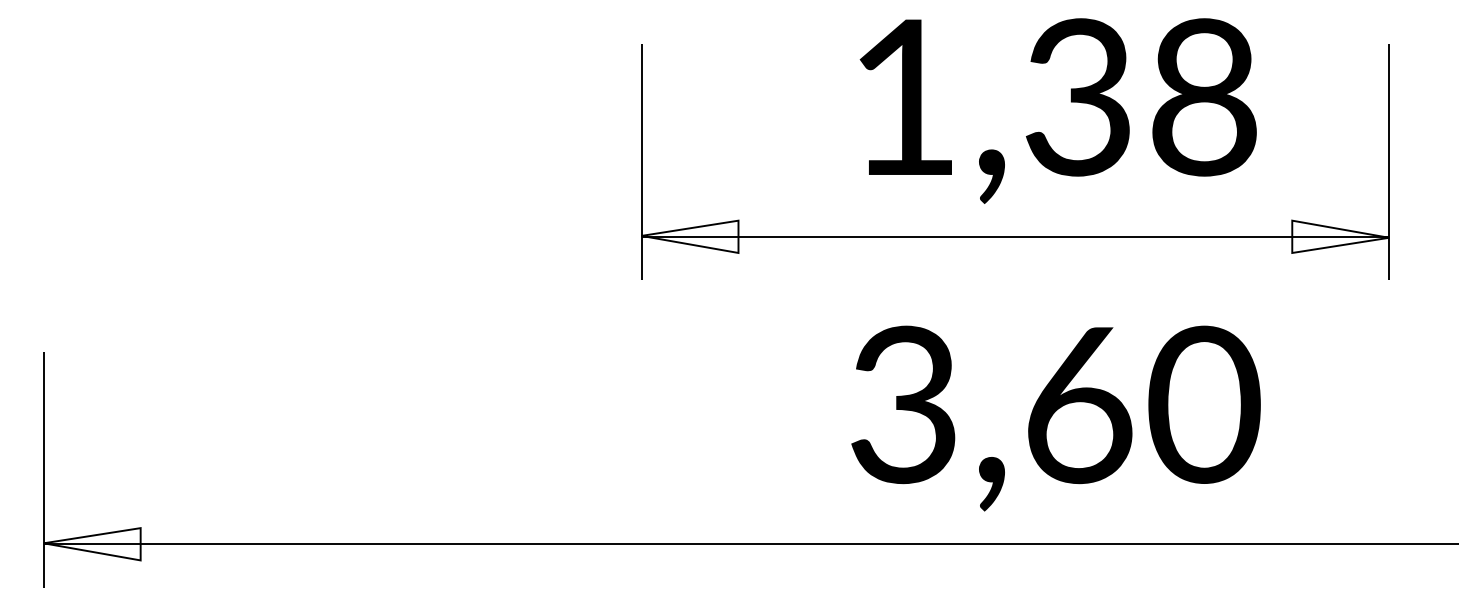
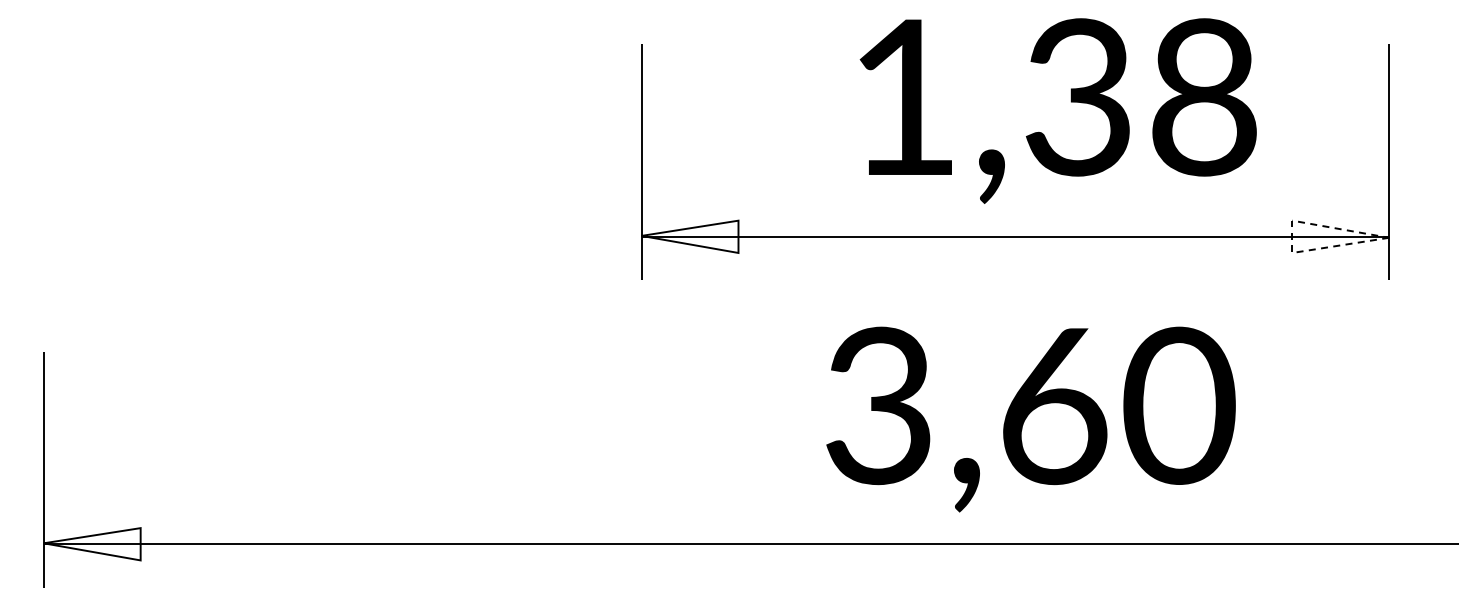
line: solid -> dashed (1292, 236)
text position: (1055, 418) -> (1030, 419) (1030, 419)
